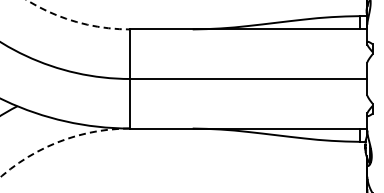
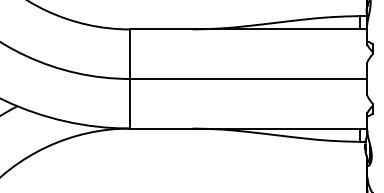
arc: dashed -> solid (76, 22)
arc: dashed -> solid (60, 141)
